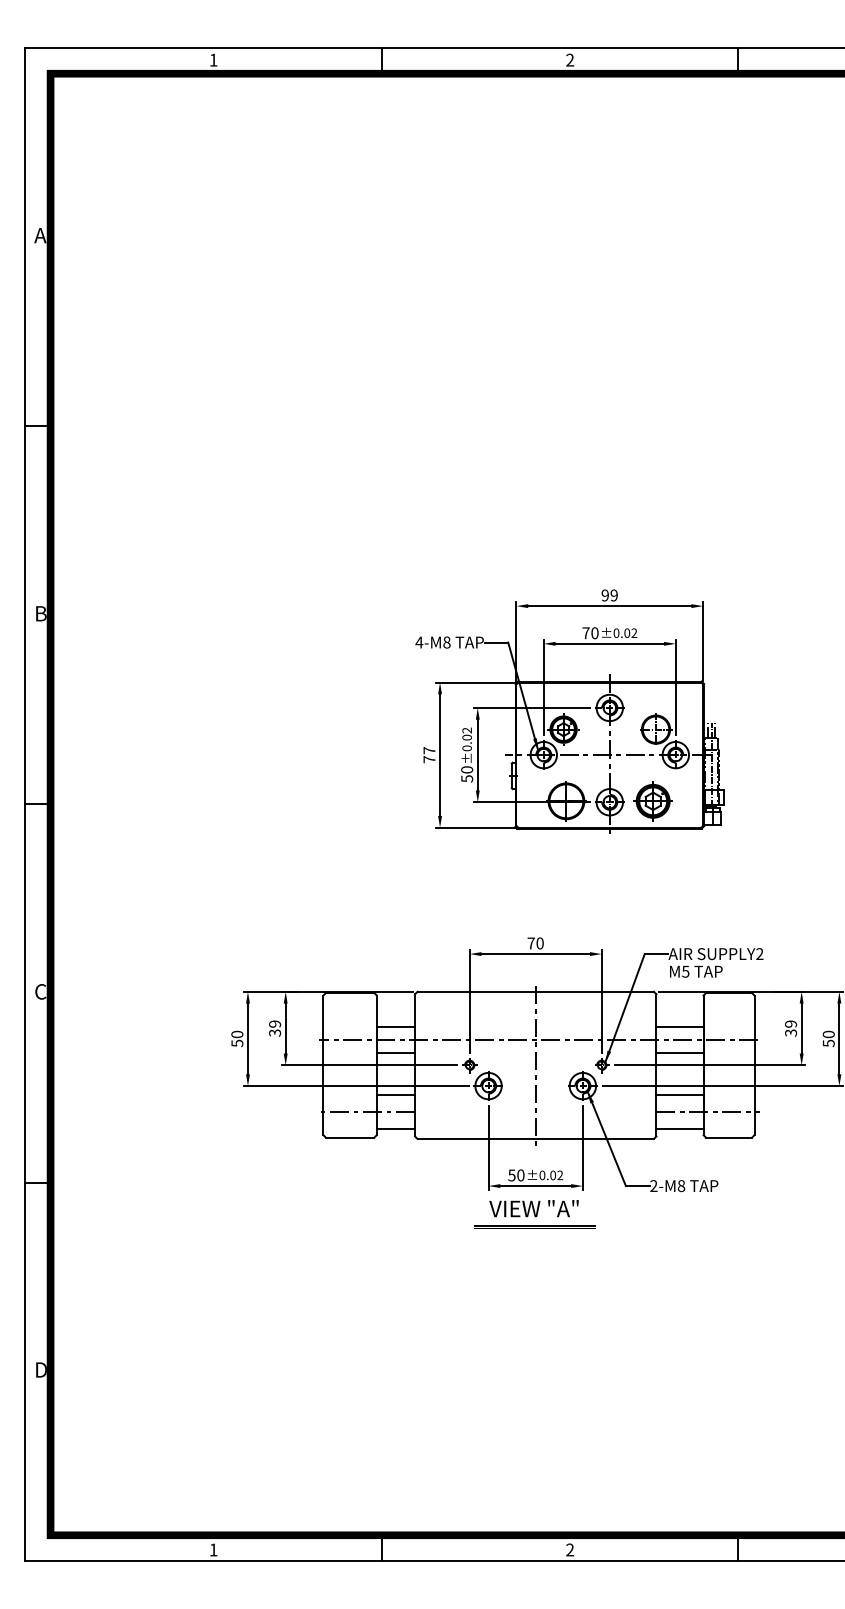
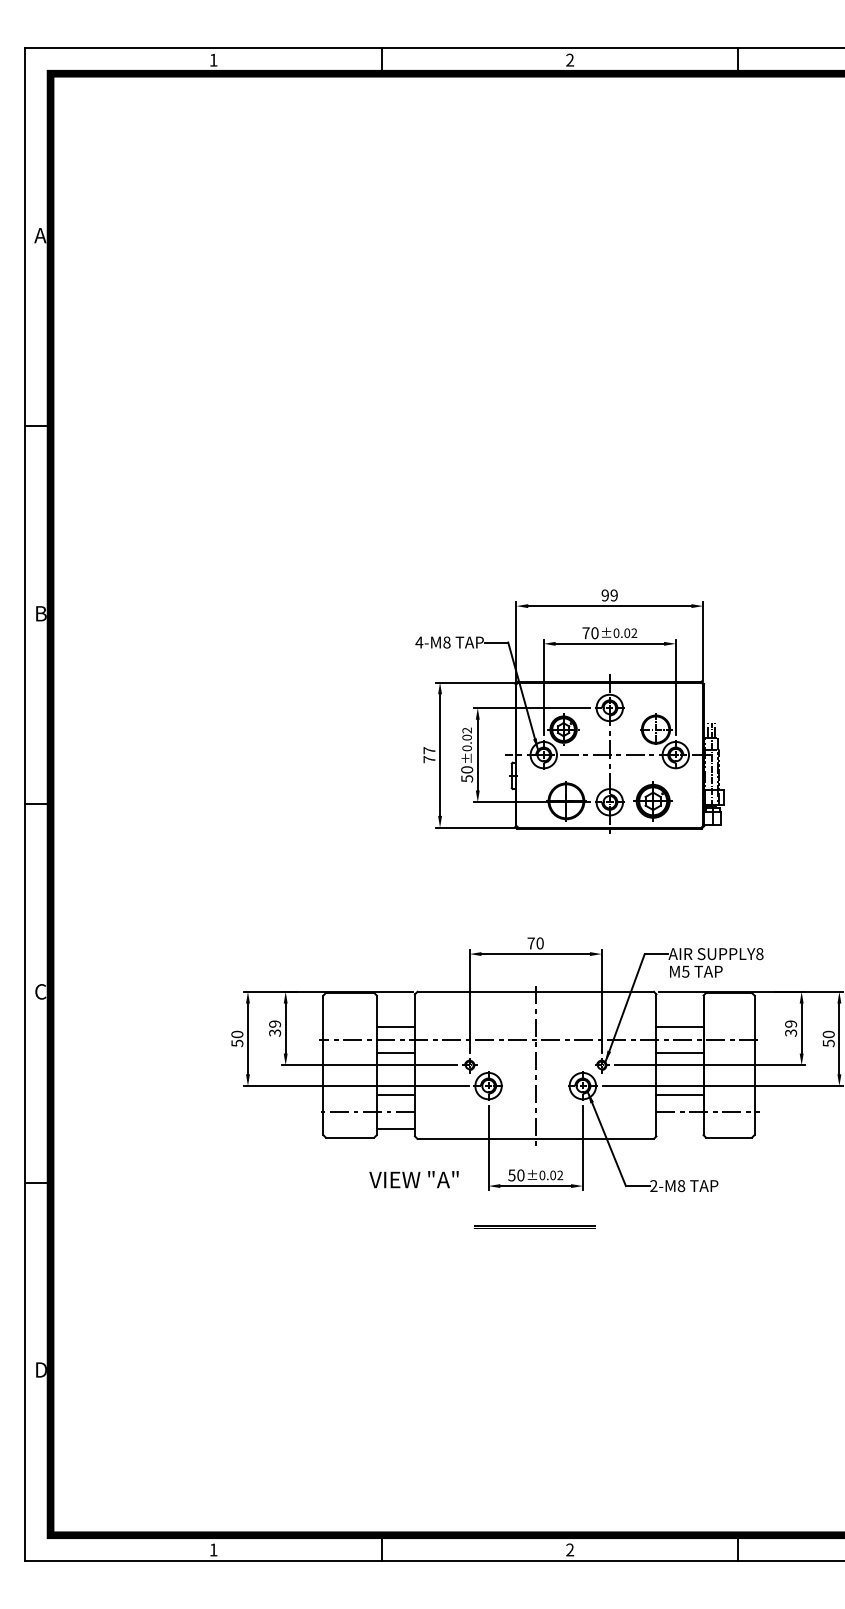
text: SUPPLY2 -> SUPPLY8 (759, 954)
line: present -> none (679, 1128)
text position: (533, 1208) -> (413, 1179) (413, 1179)
